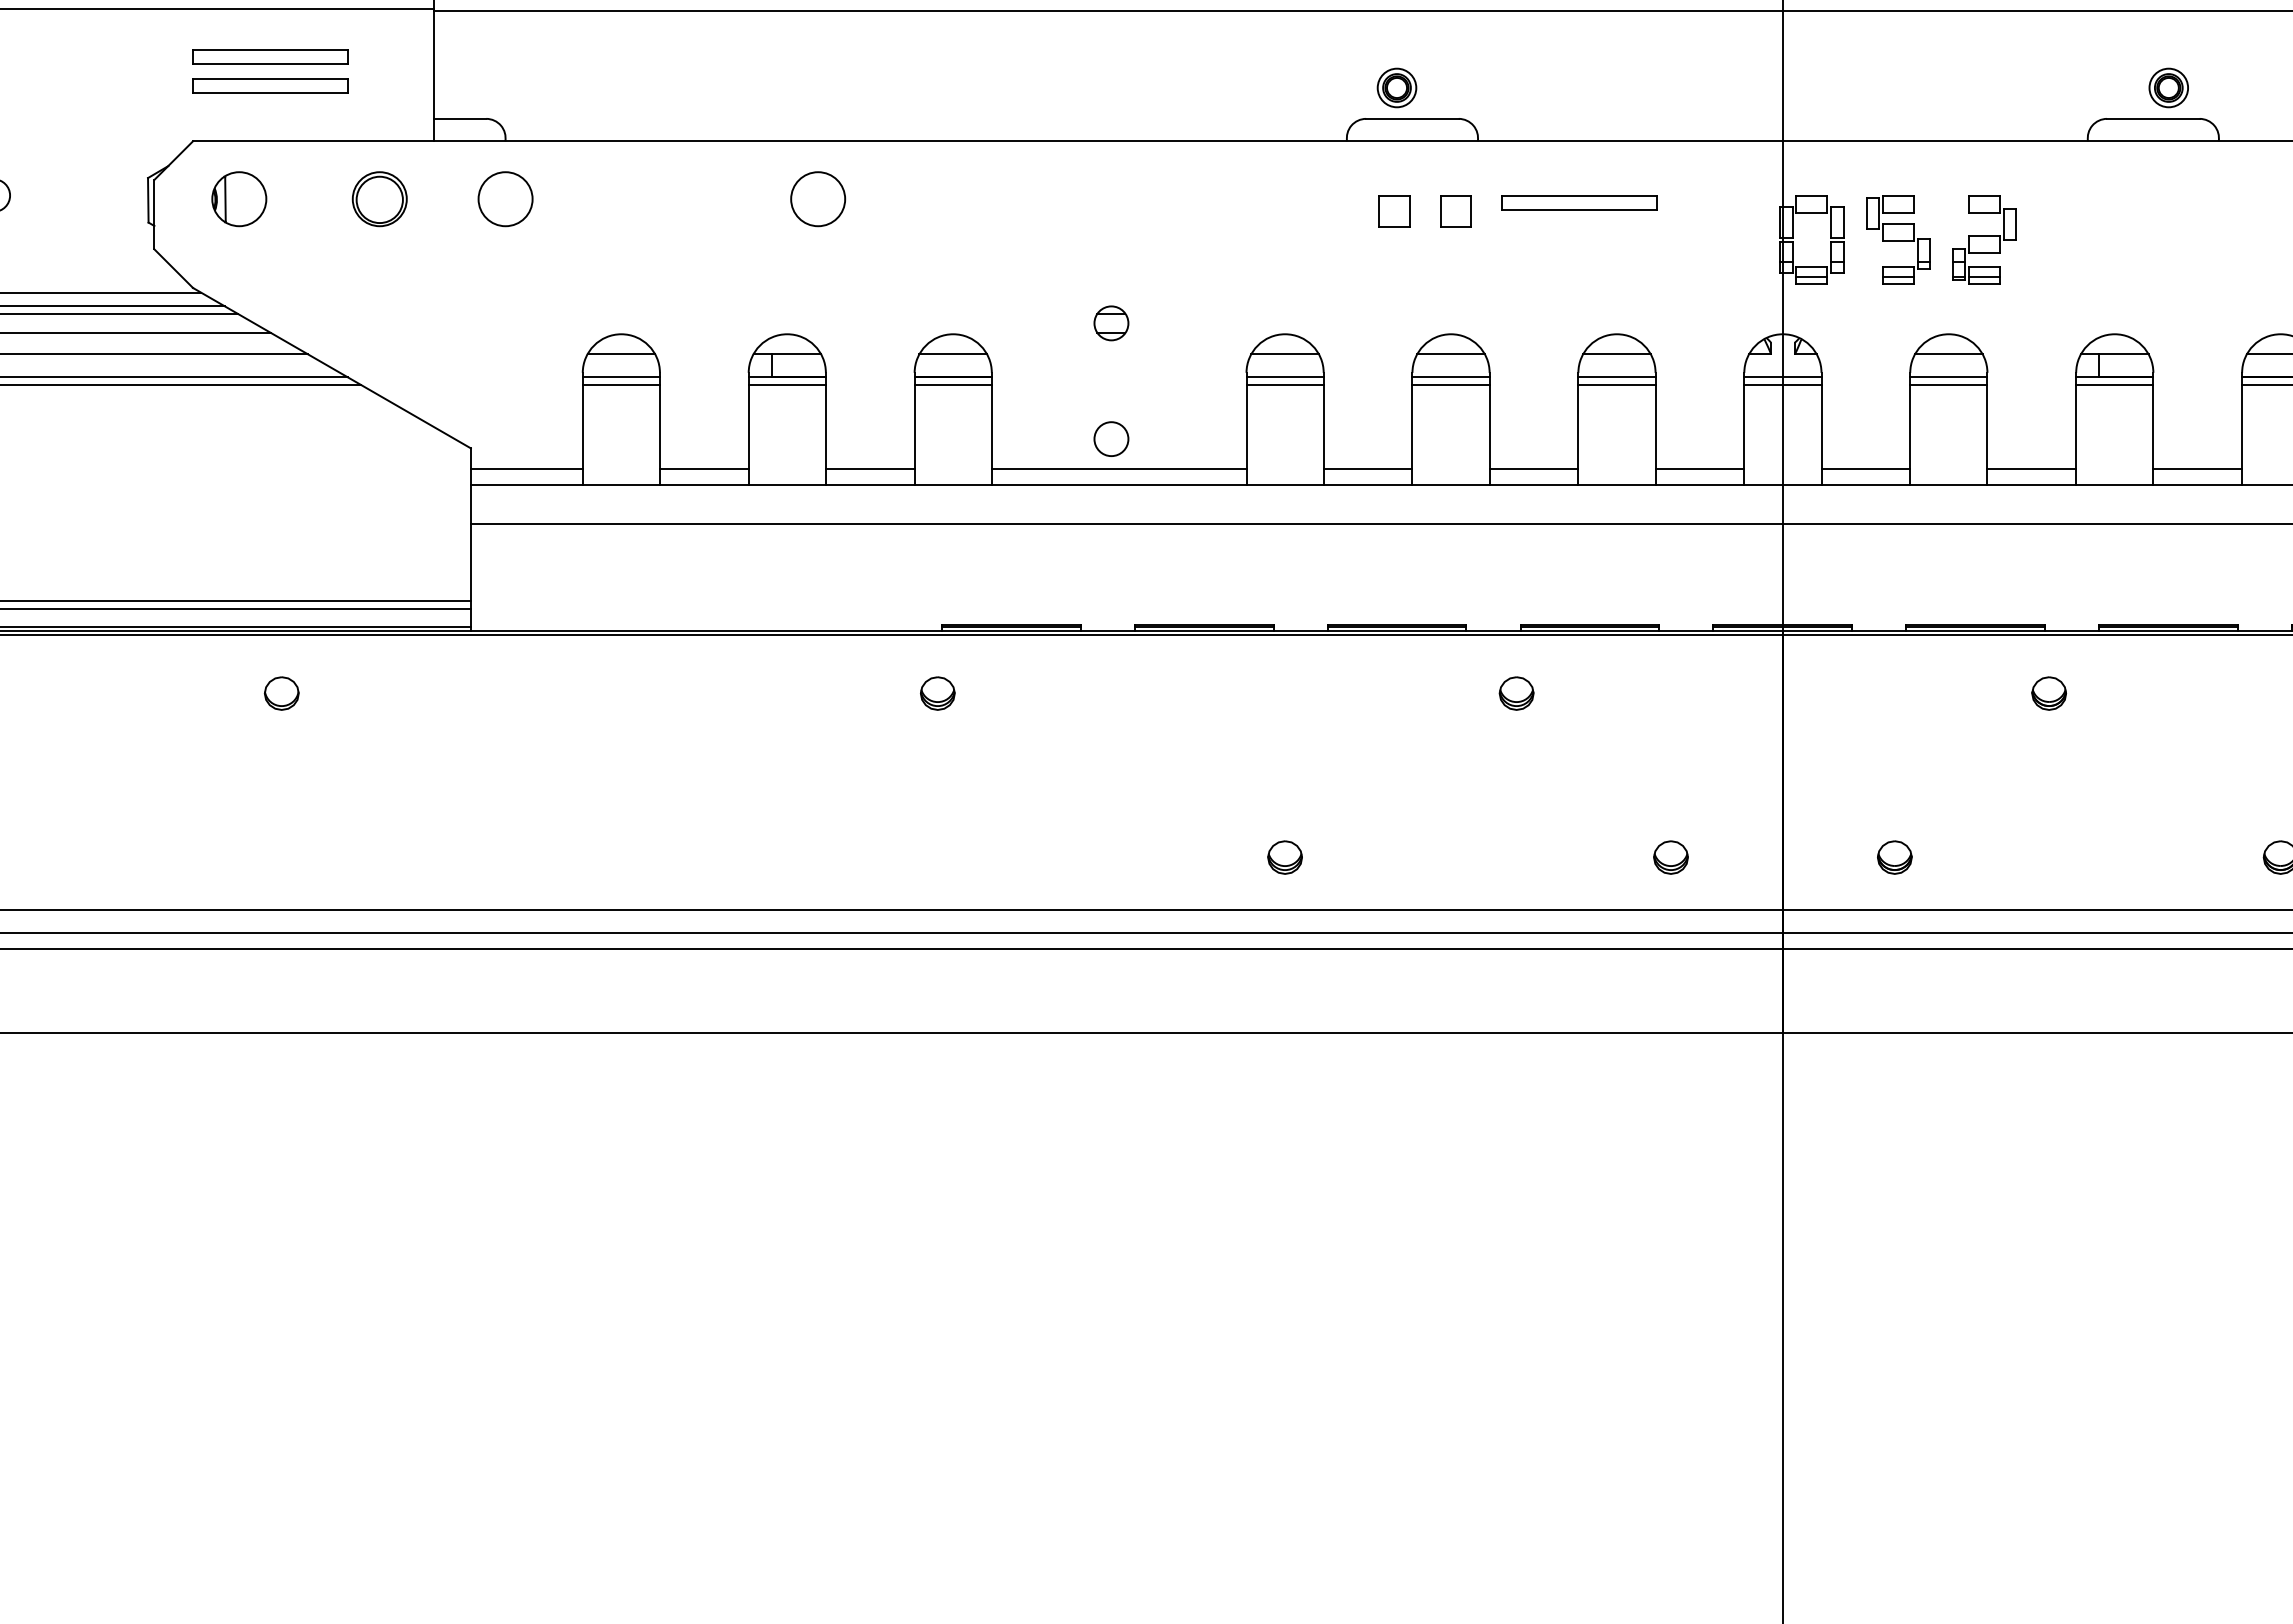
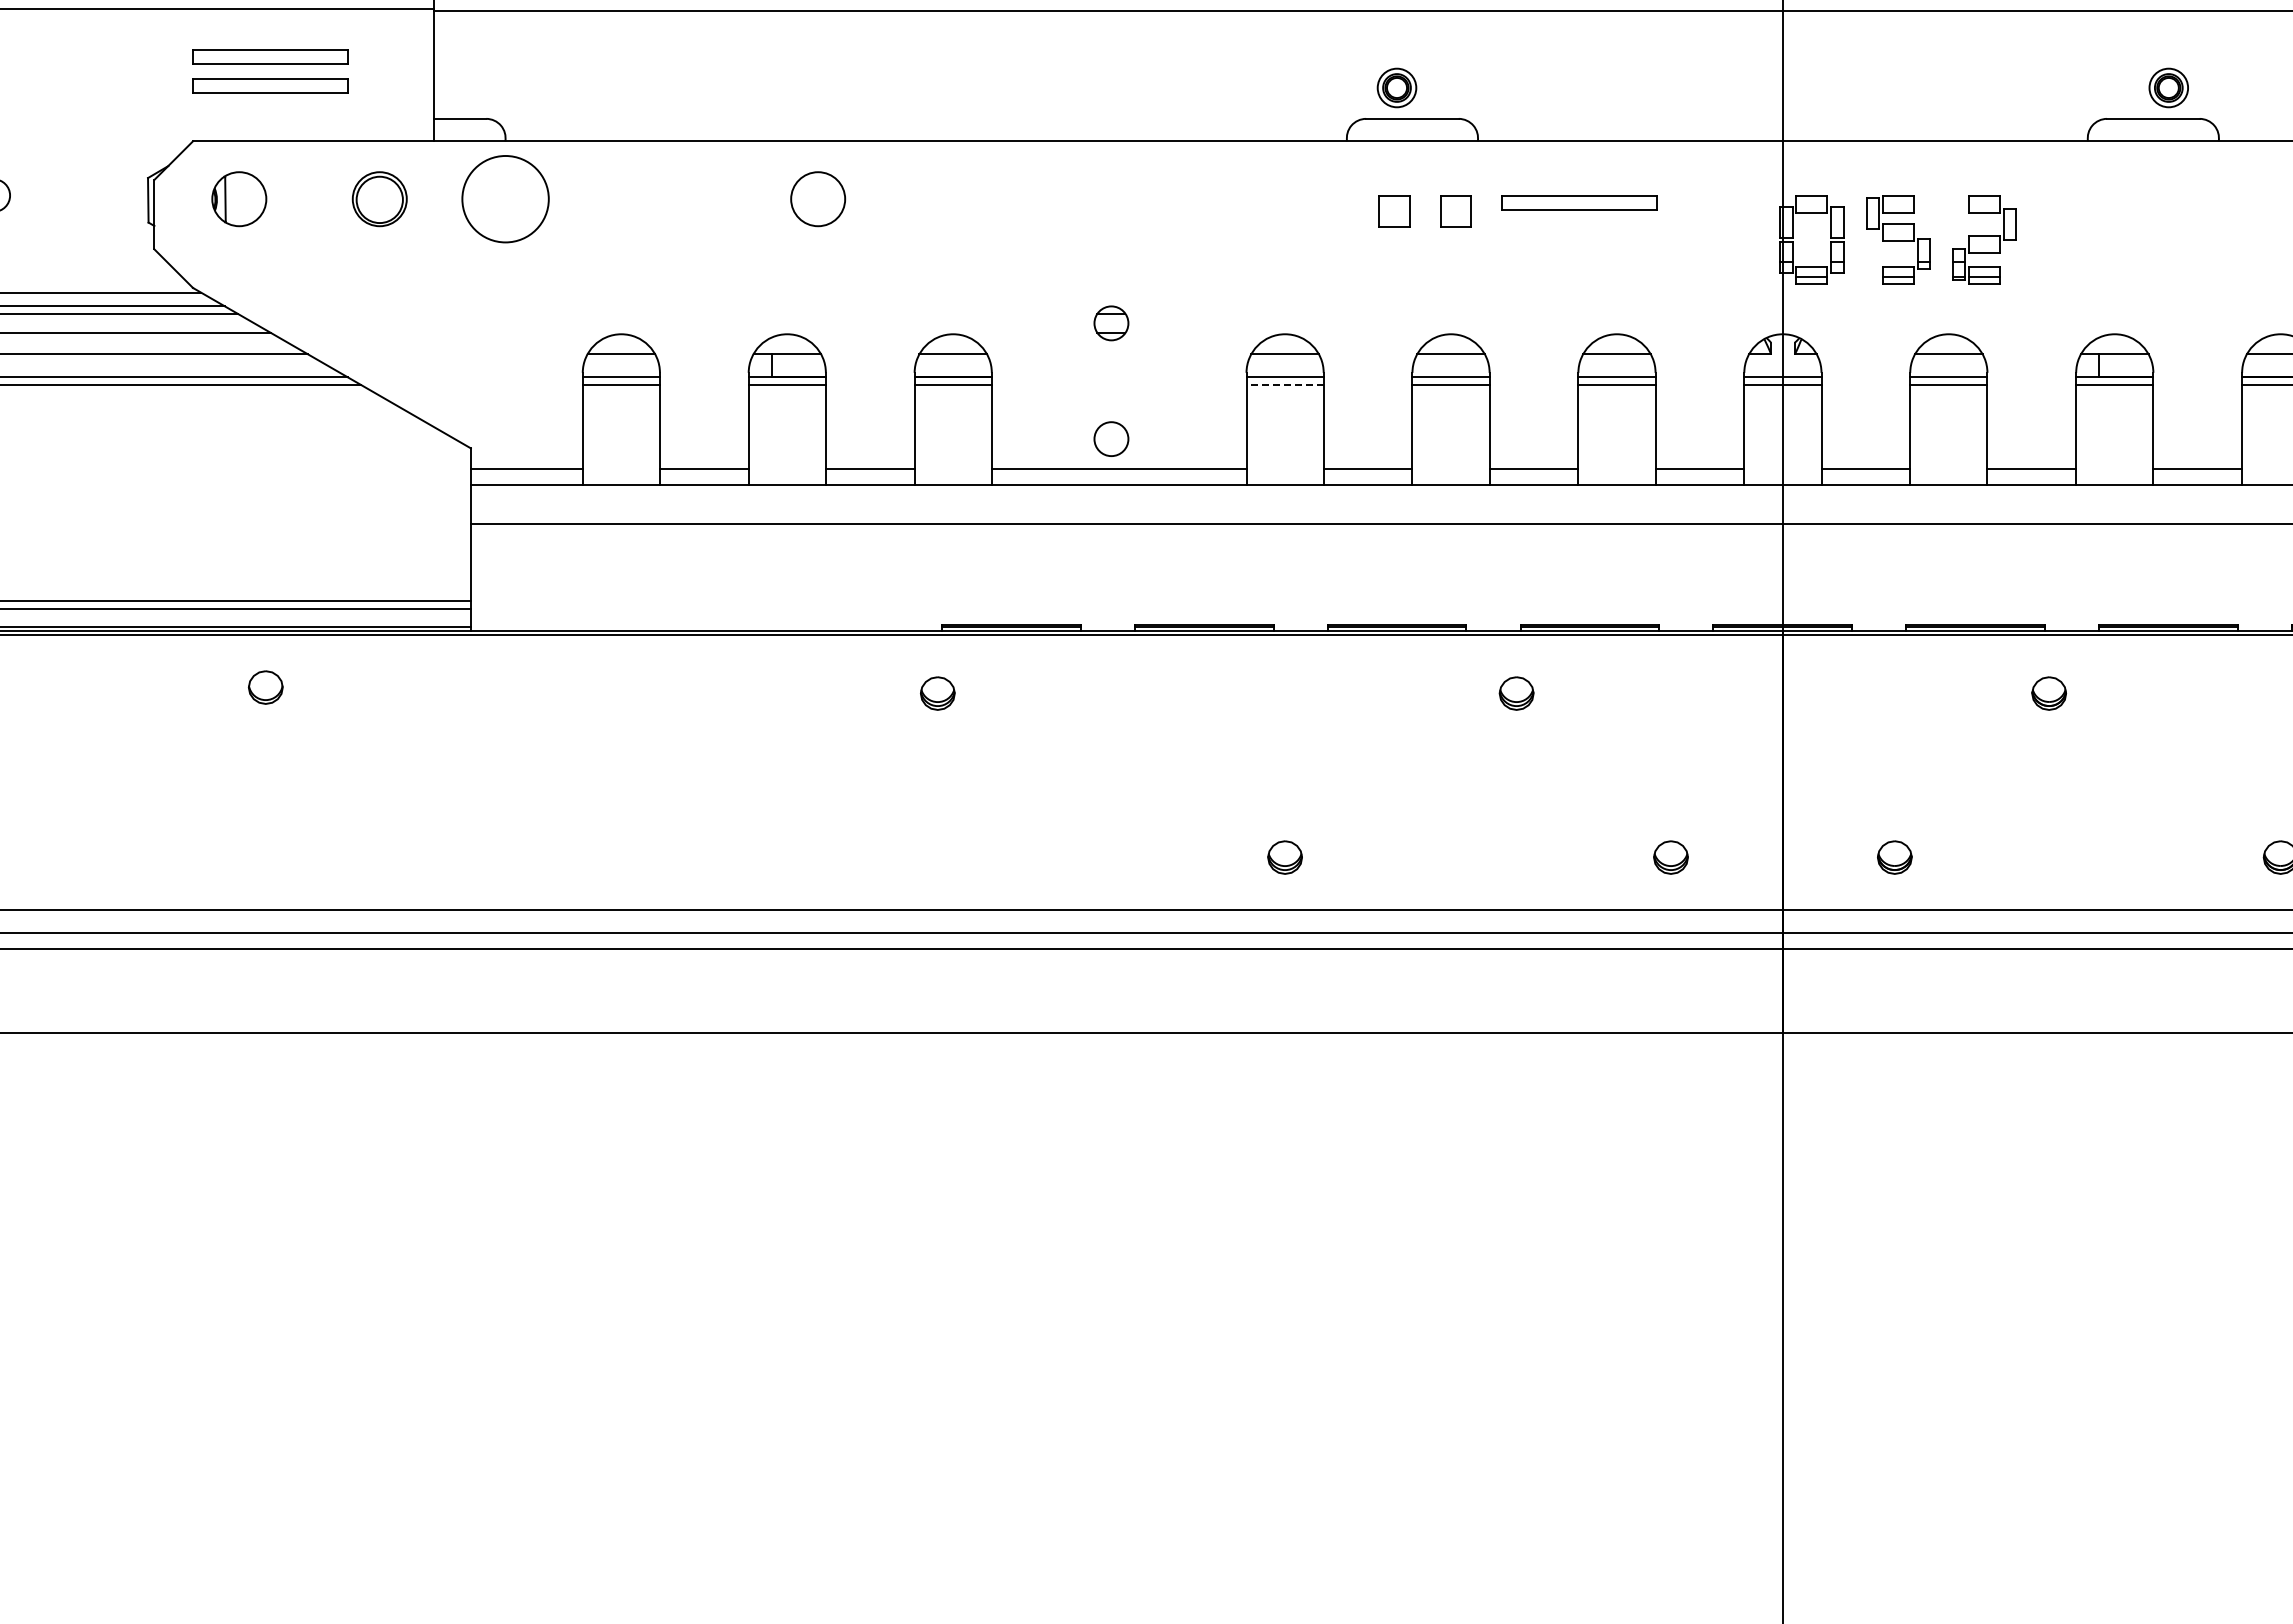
circle diameter: 54 px -> 86 px (505, 199)
line: solid -> dashed (1285, 385)
part position: (281, 693) -> (265, 687) (265, 687)
